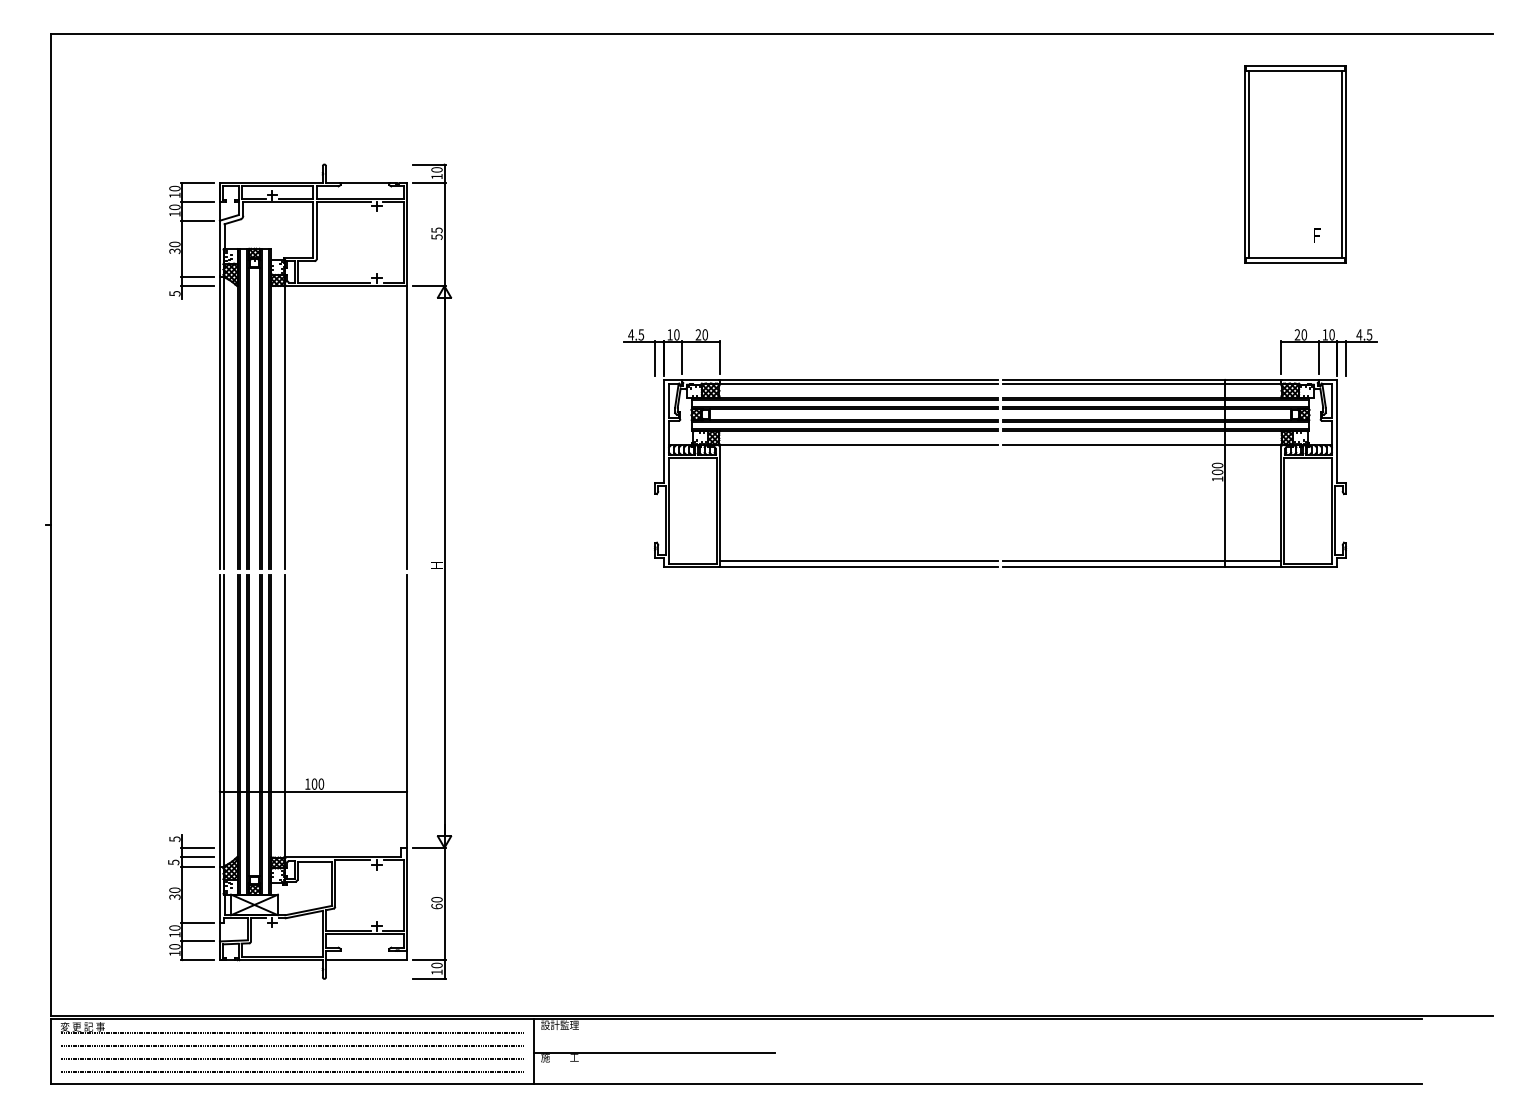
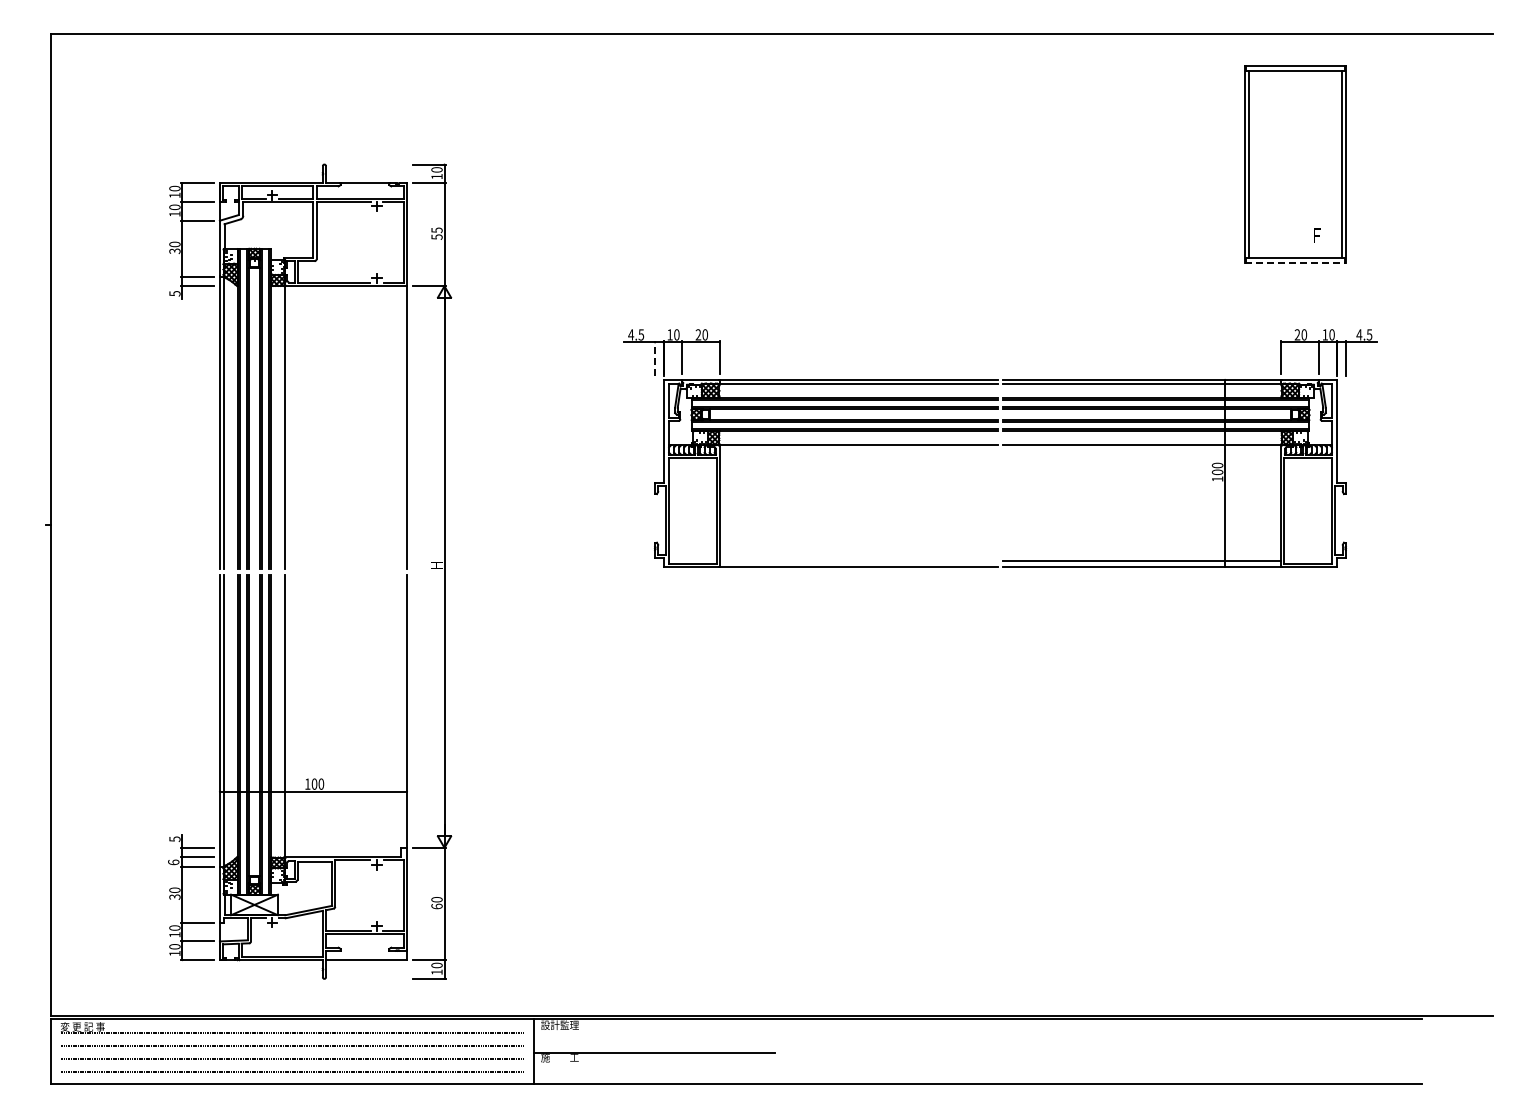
line: solid -> dashed (1296, 263)
line: solid -> dashed (655, 358)
line: present -> none (858, 561)
text: 5 -> 6 (173, 862)
